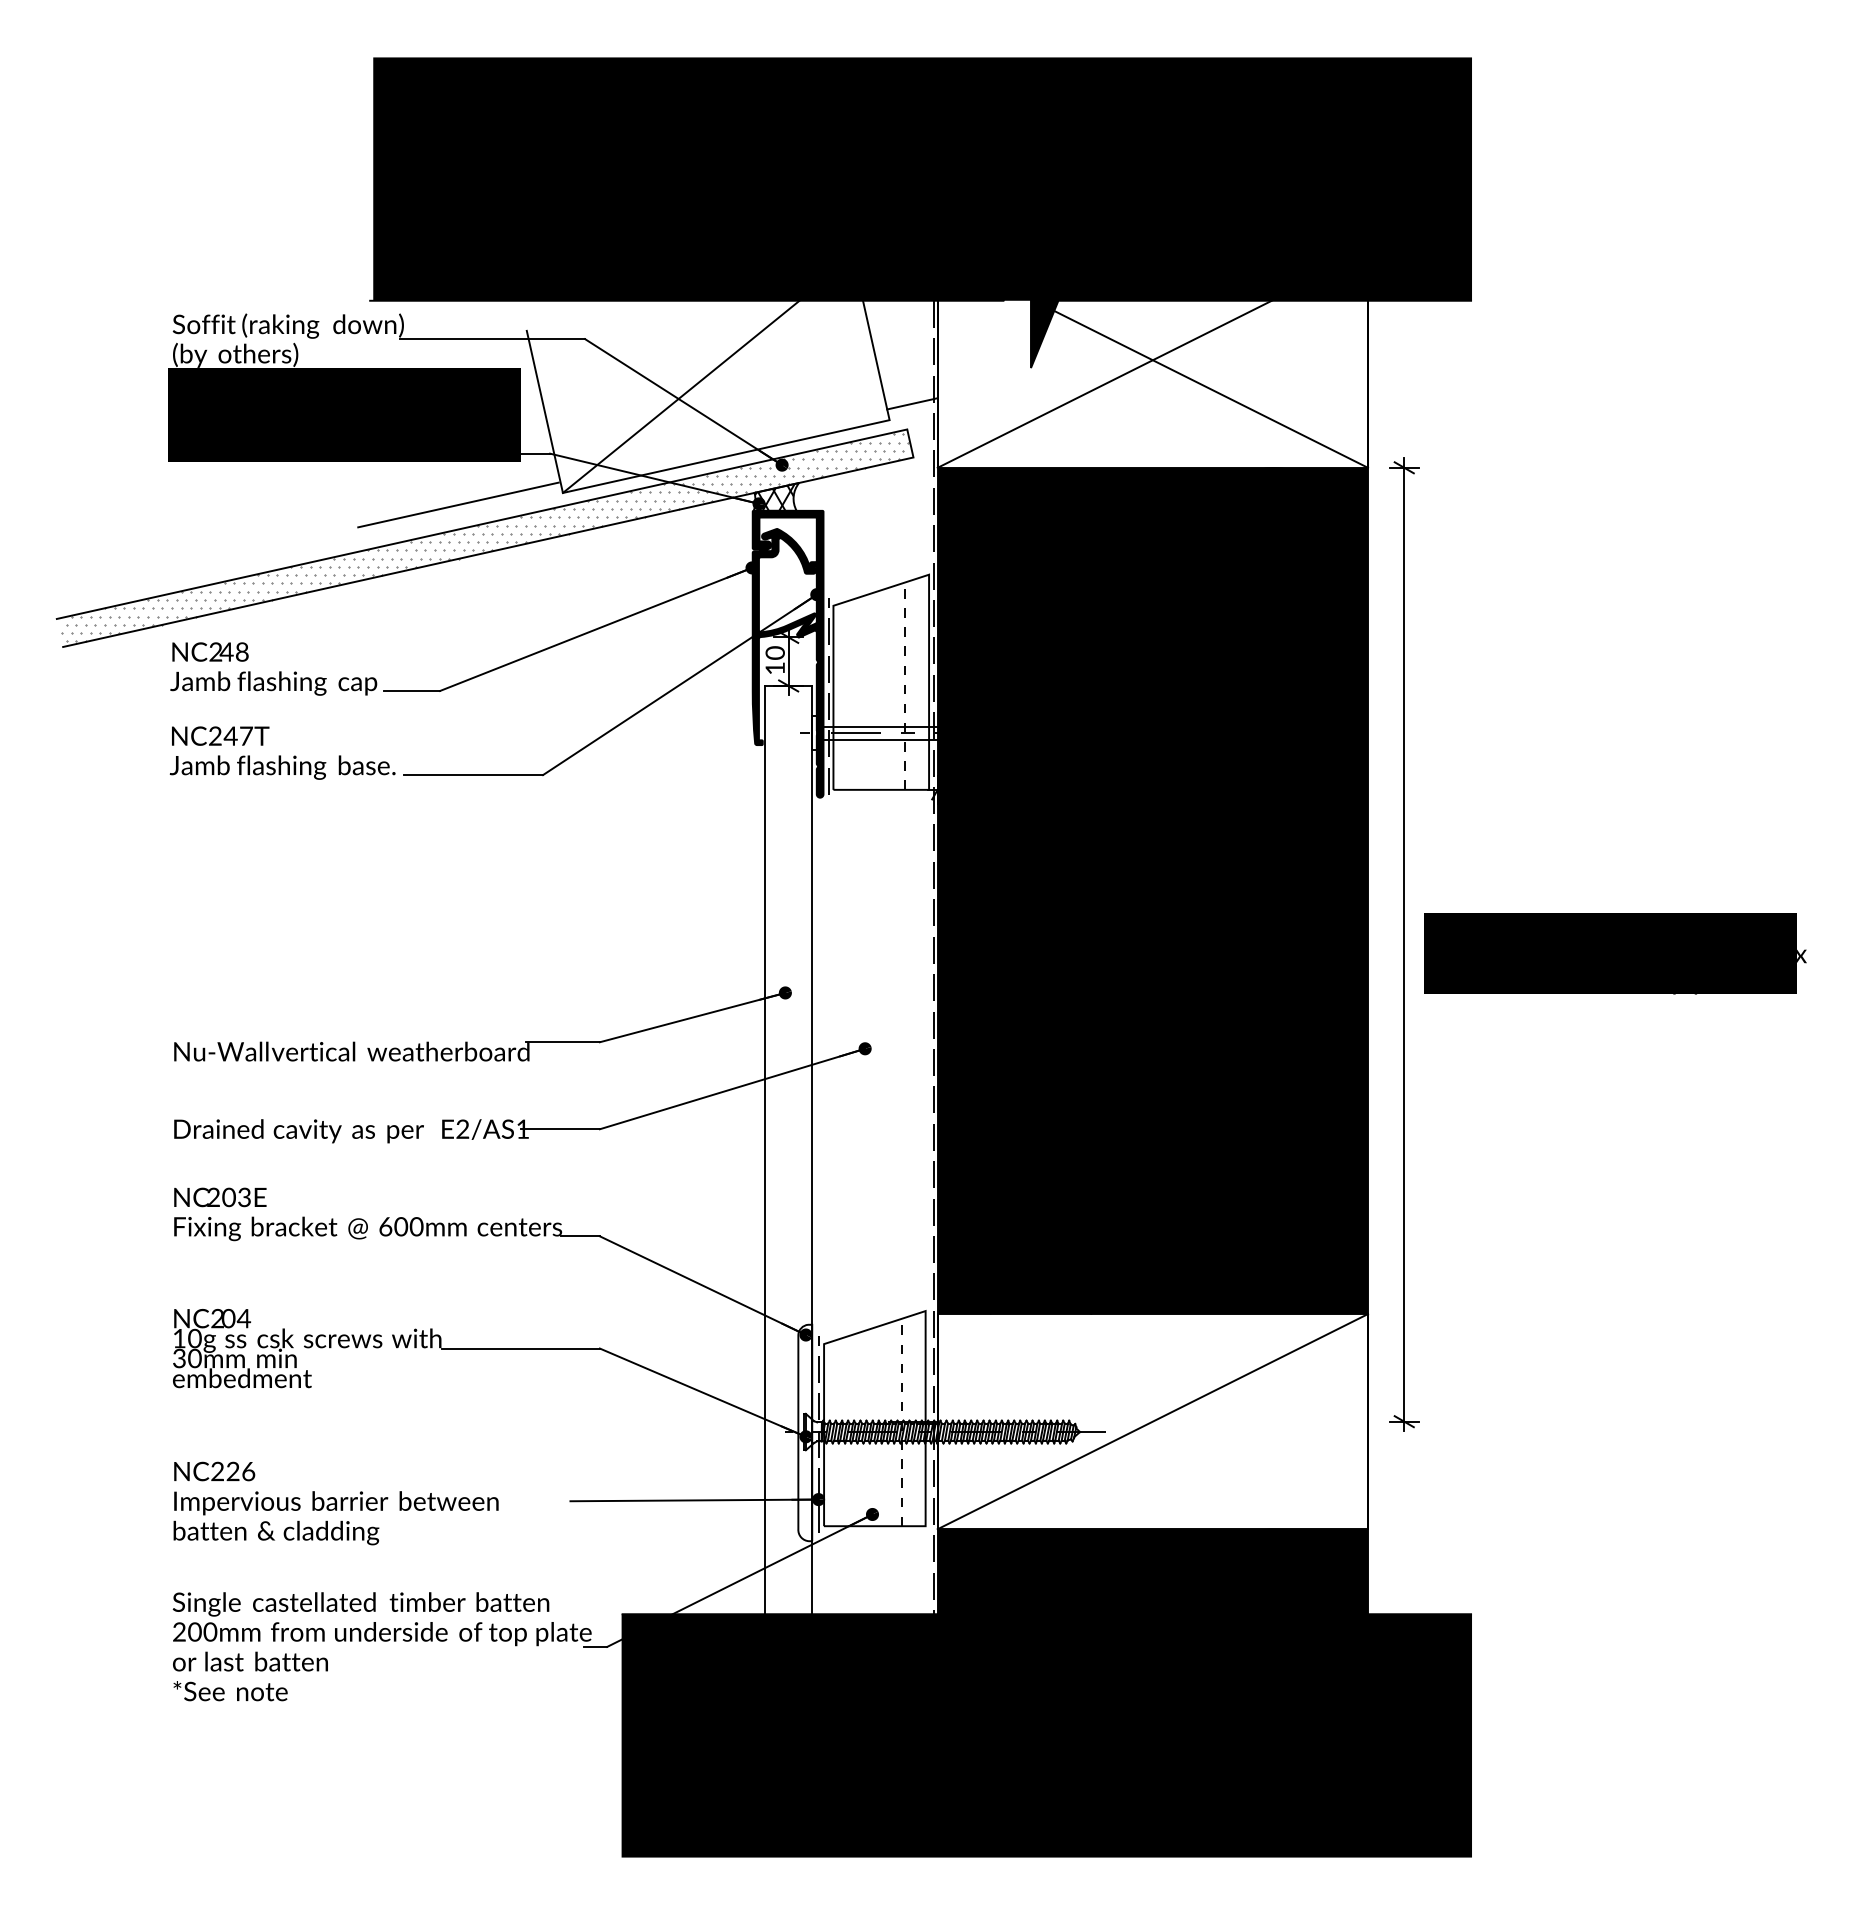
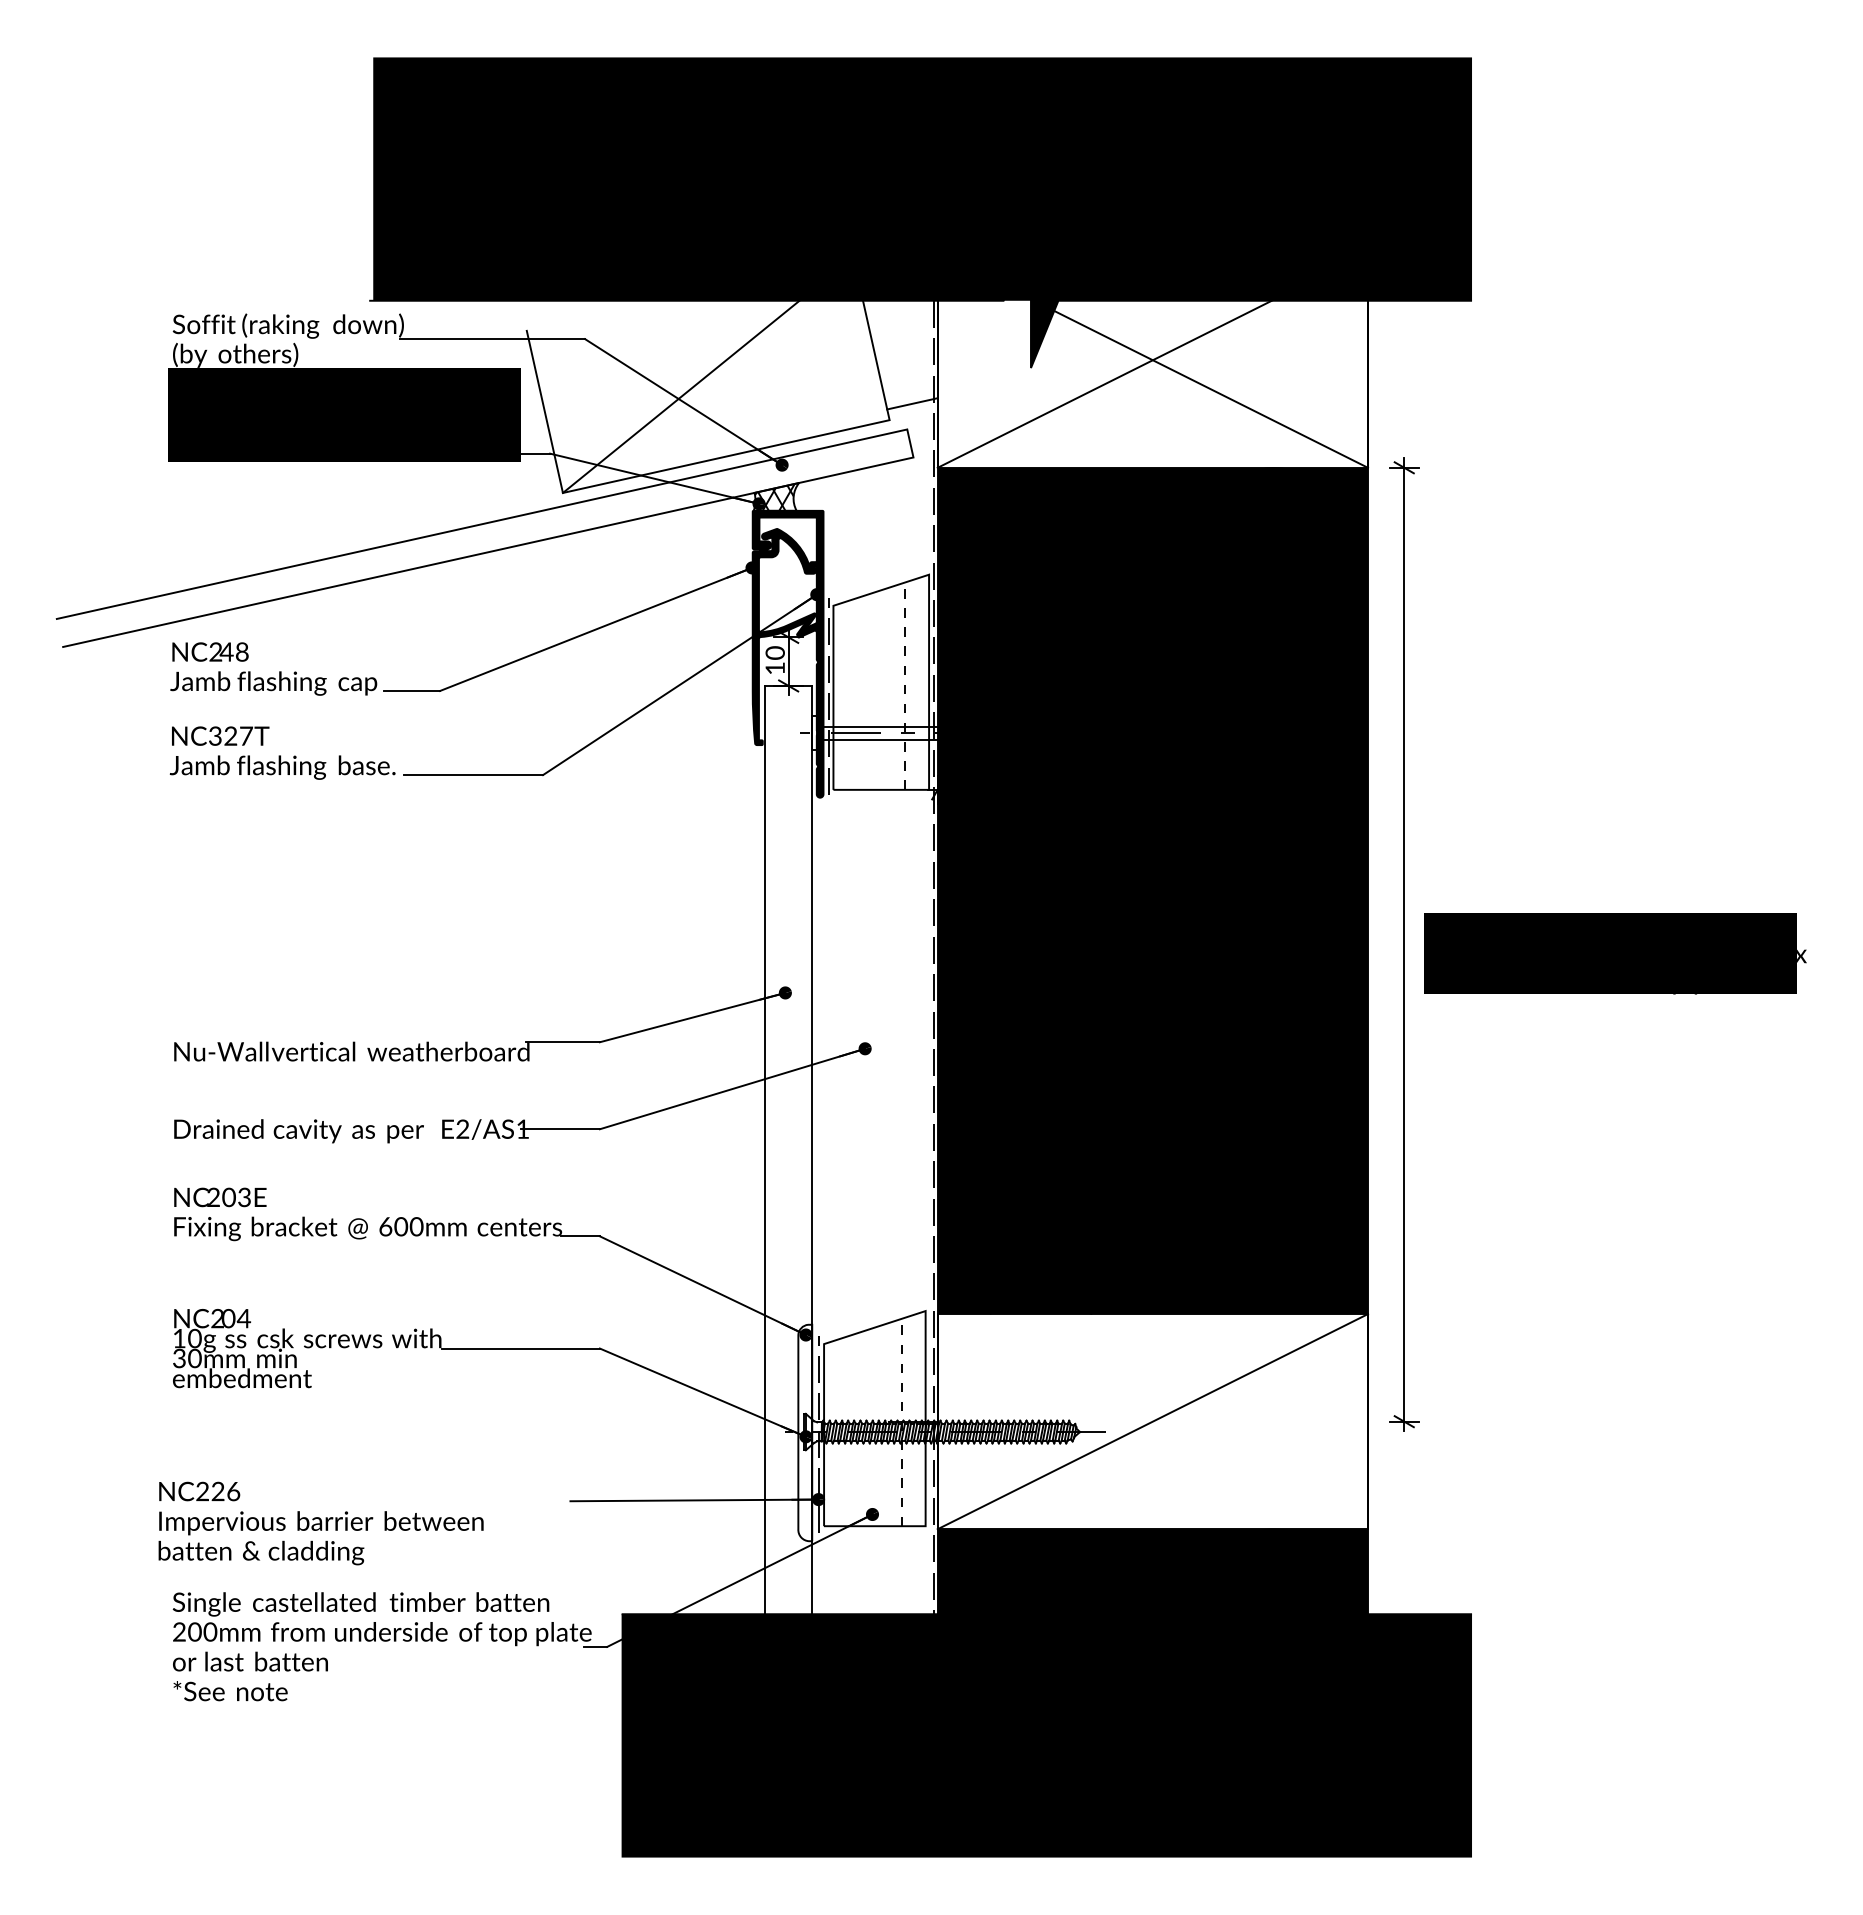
line: present -> none (458, 504)
hatch: present -> none (484, 537)
text: NC247T -> NC327T (223, 735)
text position: (335, 1503) -> (320, 1523) (320, 1523)
